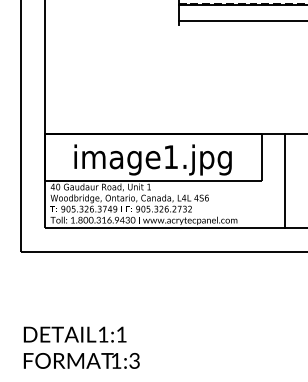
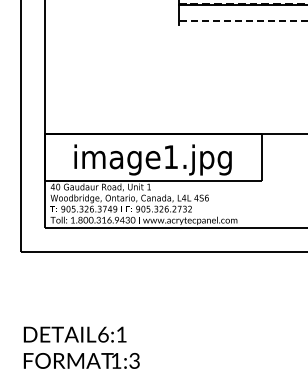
line: solid -> dashed (242, 20)
line: present -> none (285, 180)
text: 1:1 -> 6:1 (103, 334)
